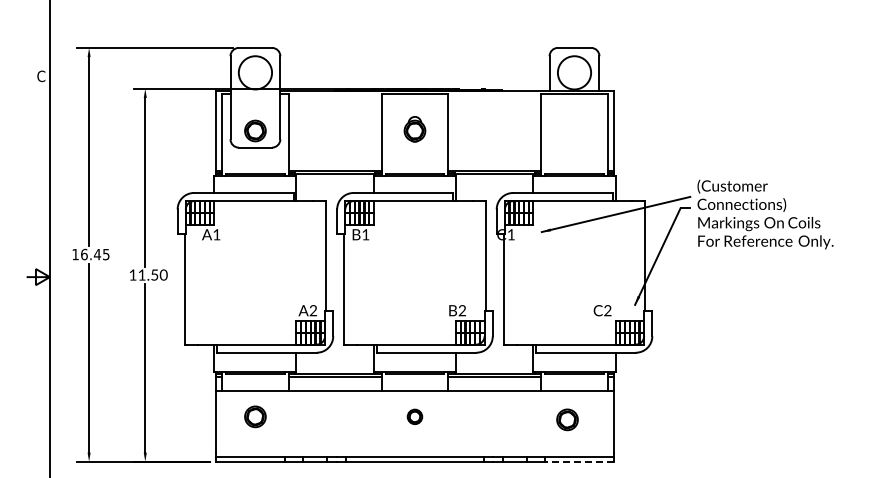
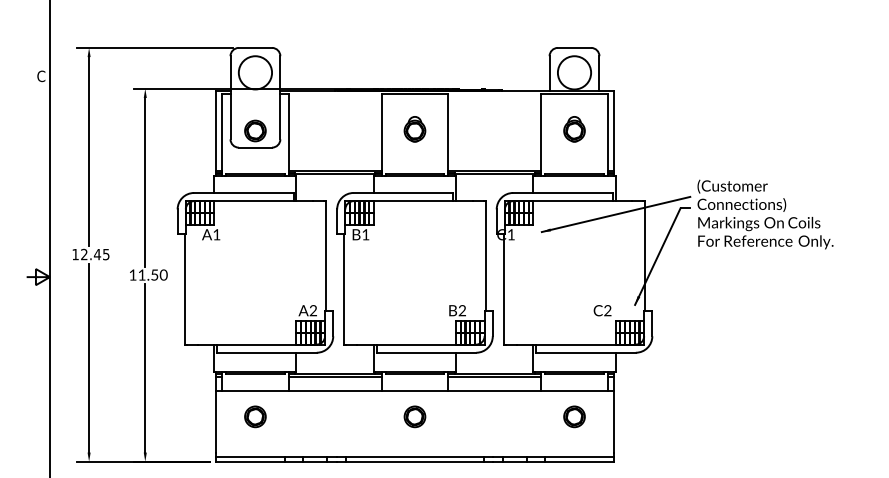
part: none -> present (574, 129)
text: 16.45 -> 12.45 (84, 254)
part size: 18x17 px -> 24x24 px (414, 416)
part position: (567, 419) -> (574, 416) (574, 416)
line: dashed -> solid (579, 461)
